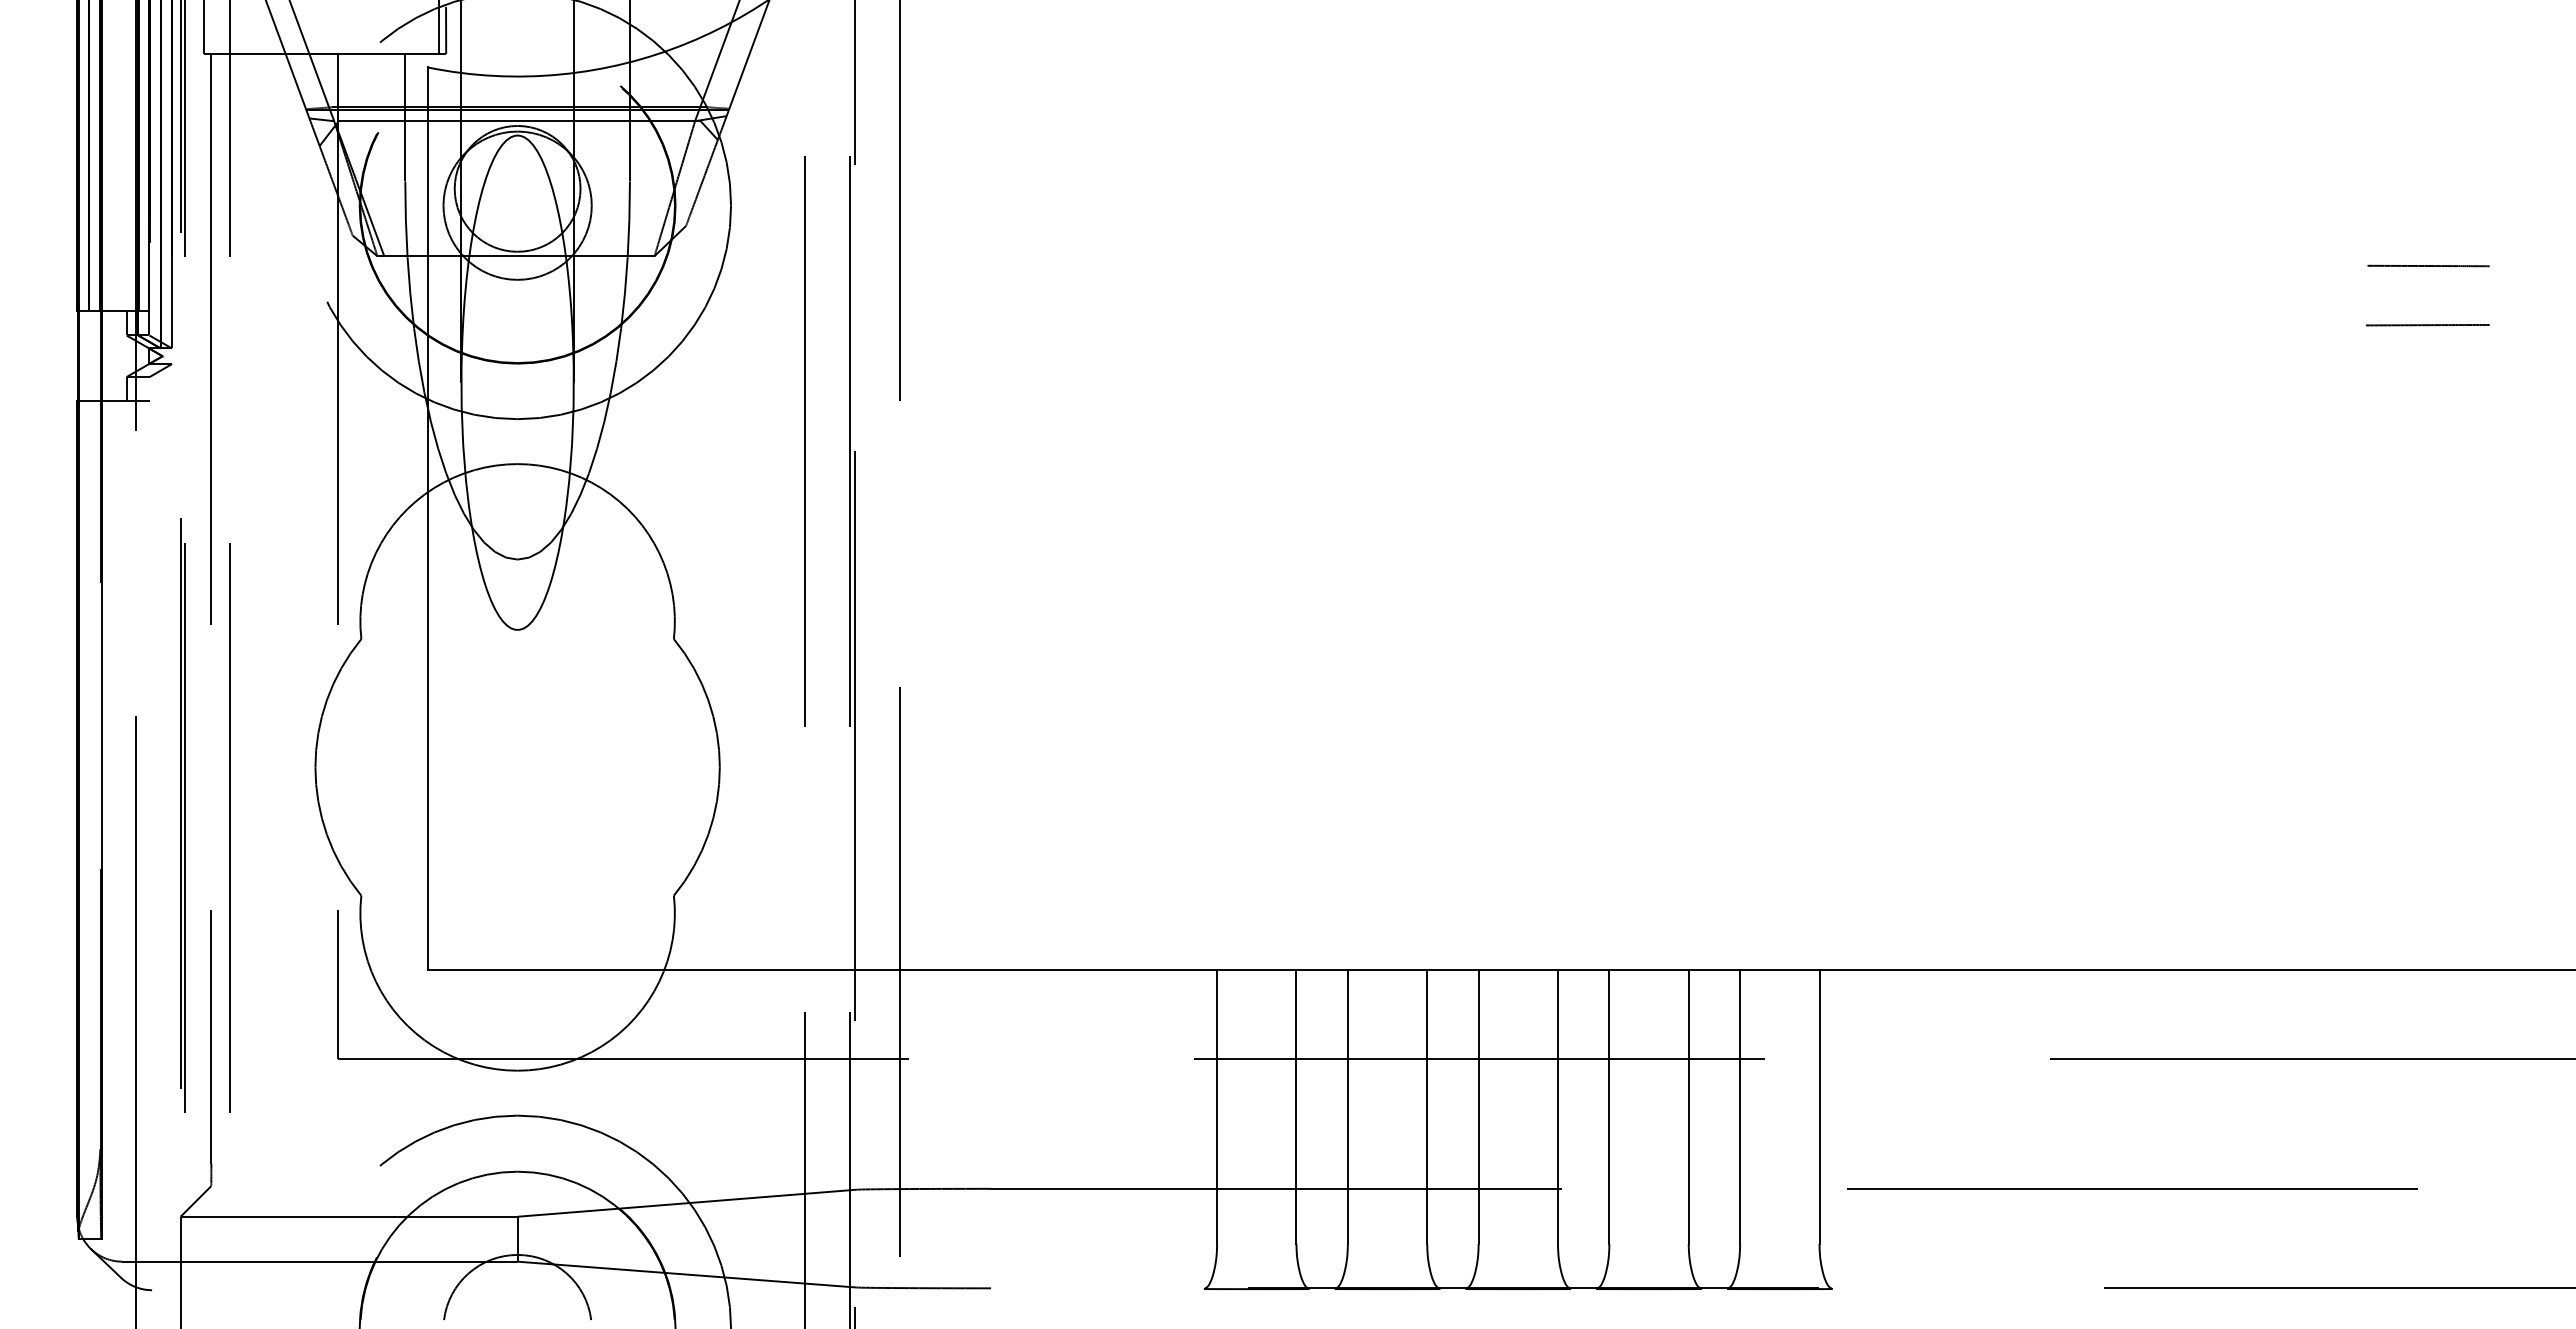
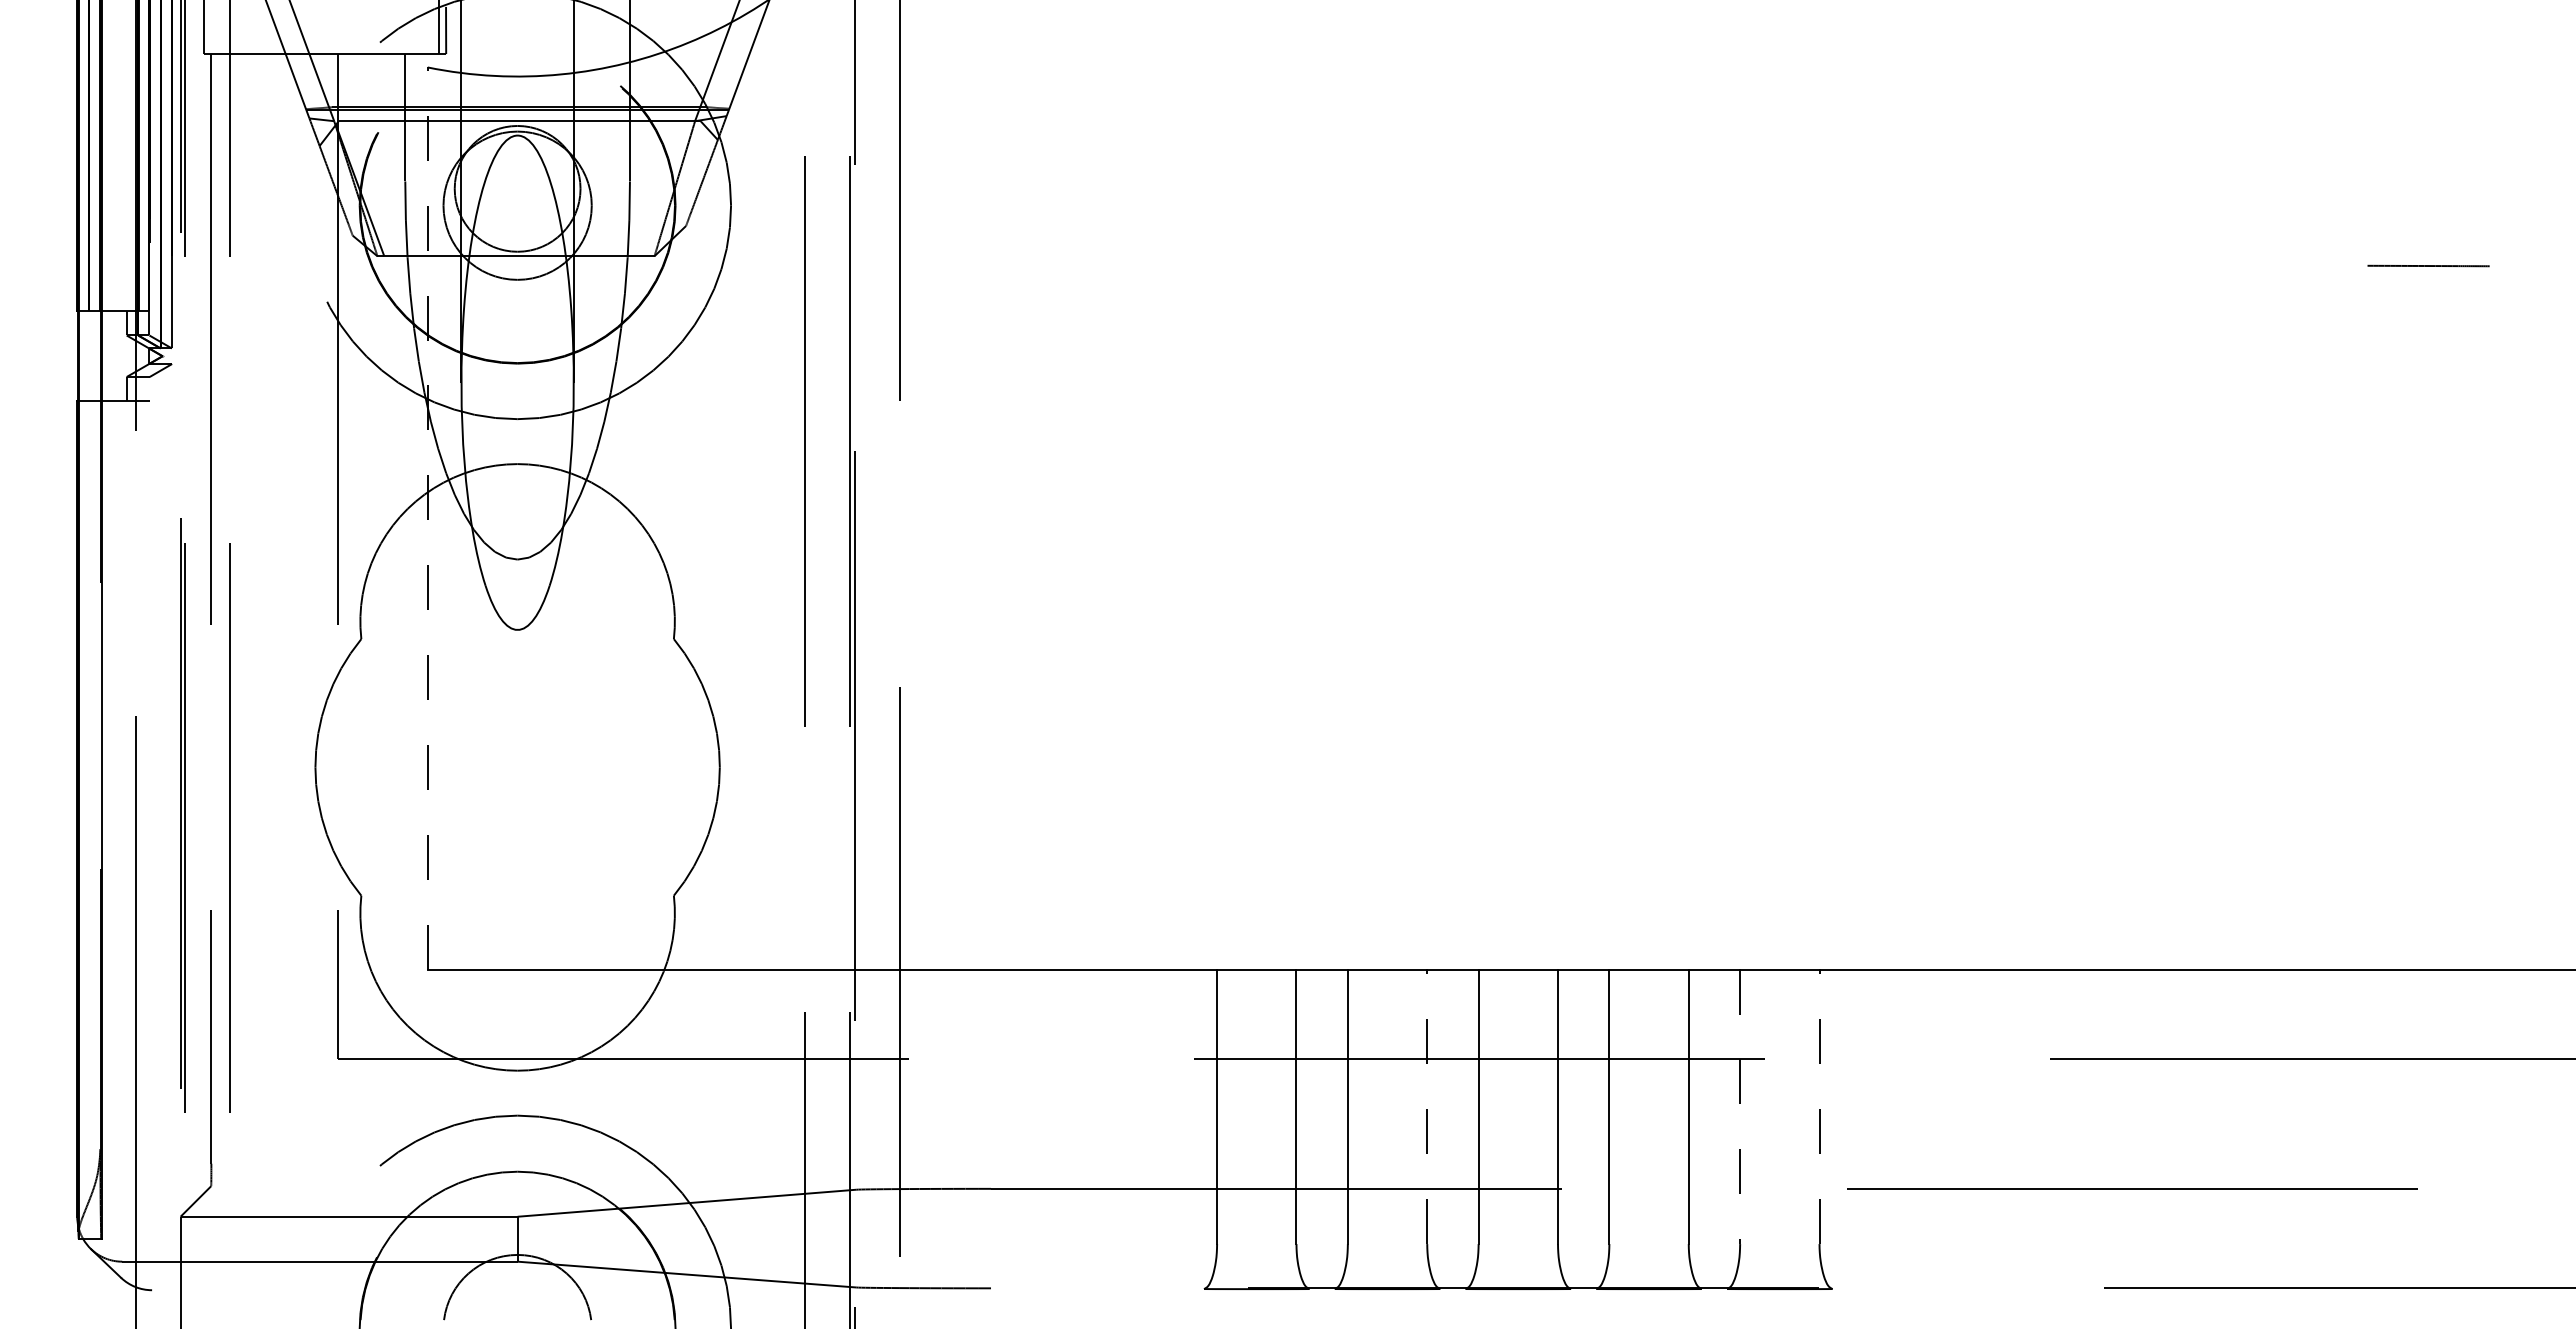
line: present -> none (2427, 325)
line: solid -> dashed (427, 518)
line: solid -> dashed (1427, 1106)
line: solid -> dashed (1819, 1106)
line: solid -> dashed (1740, 1107)
